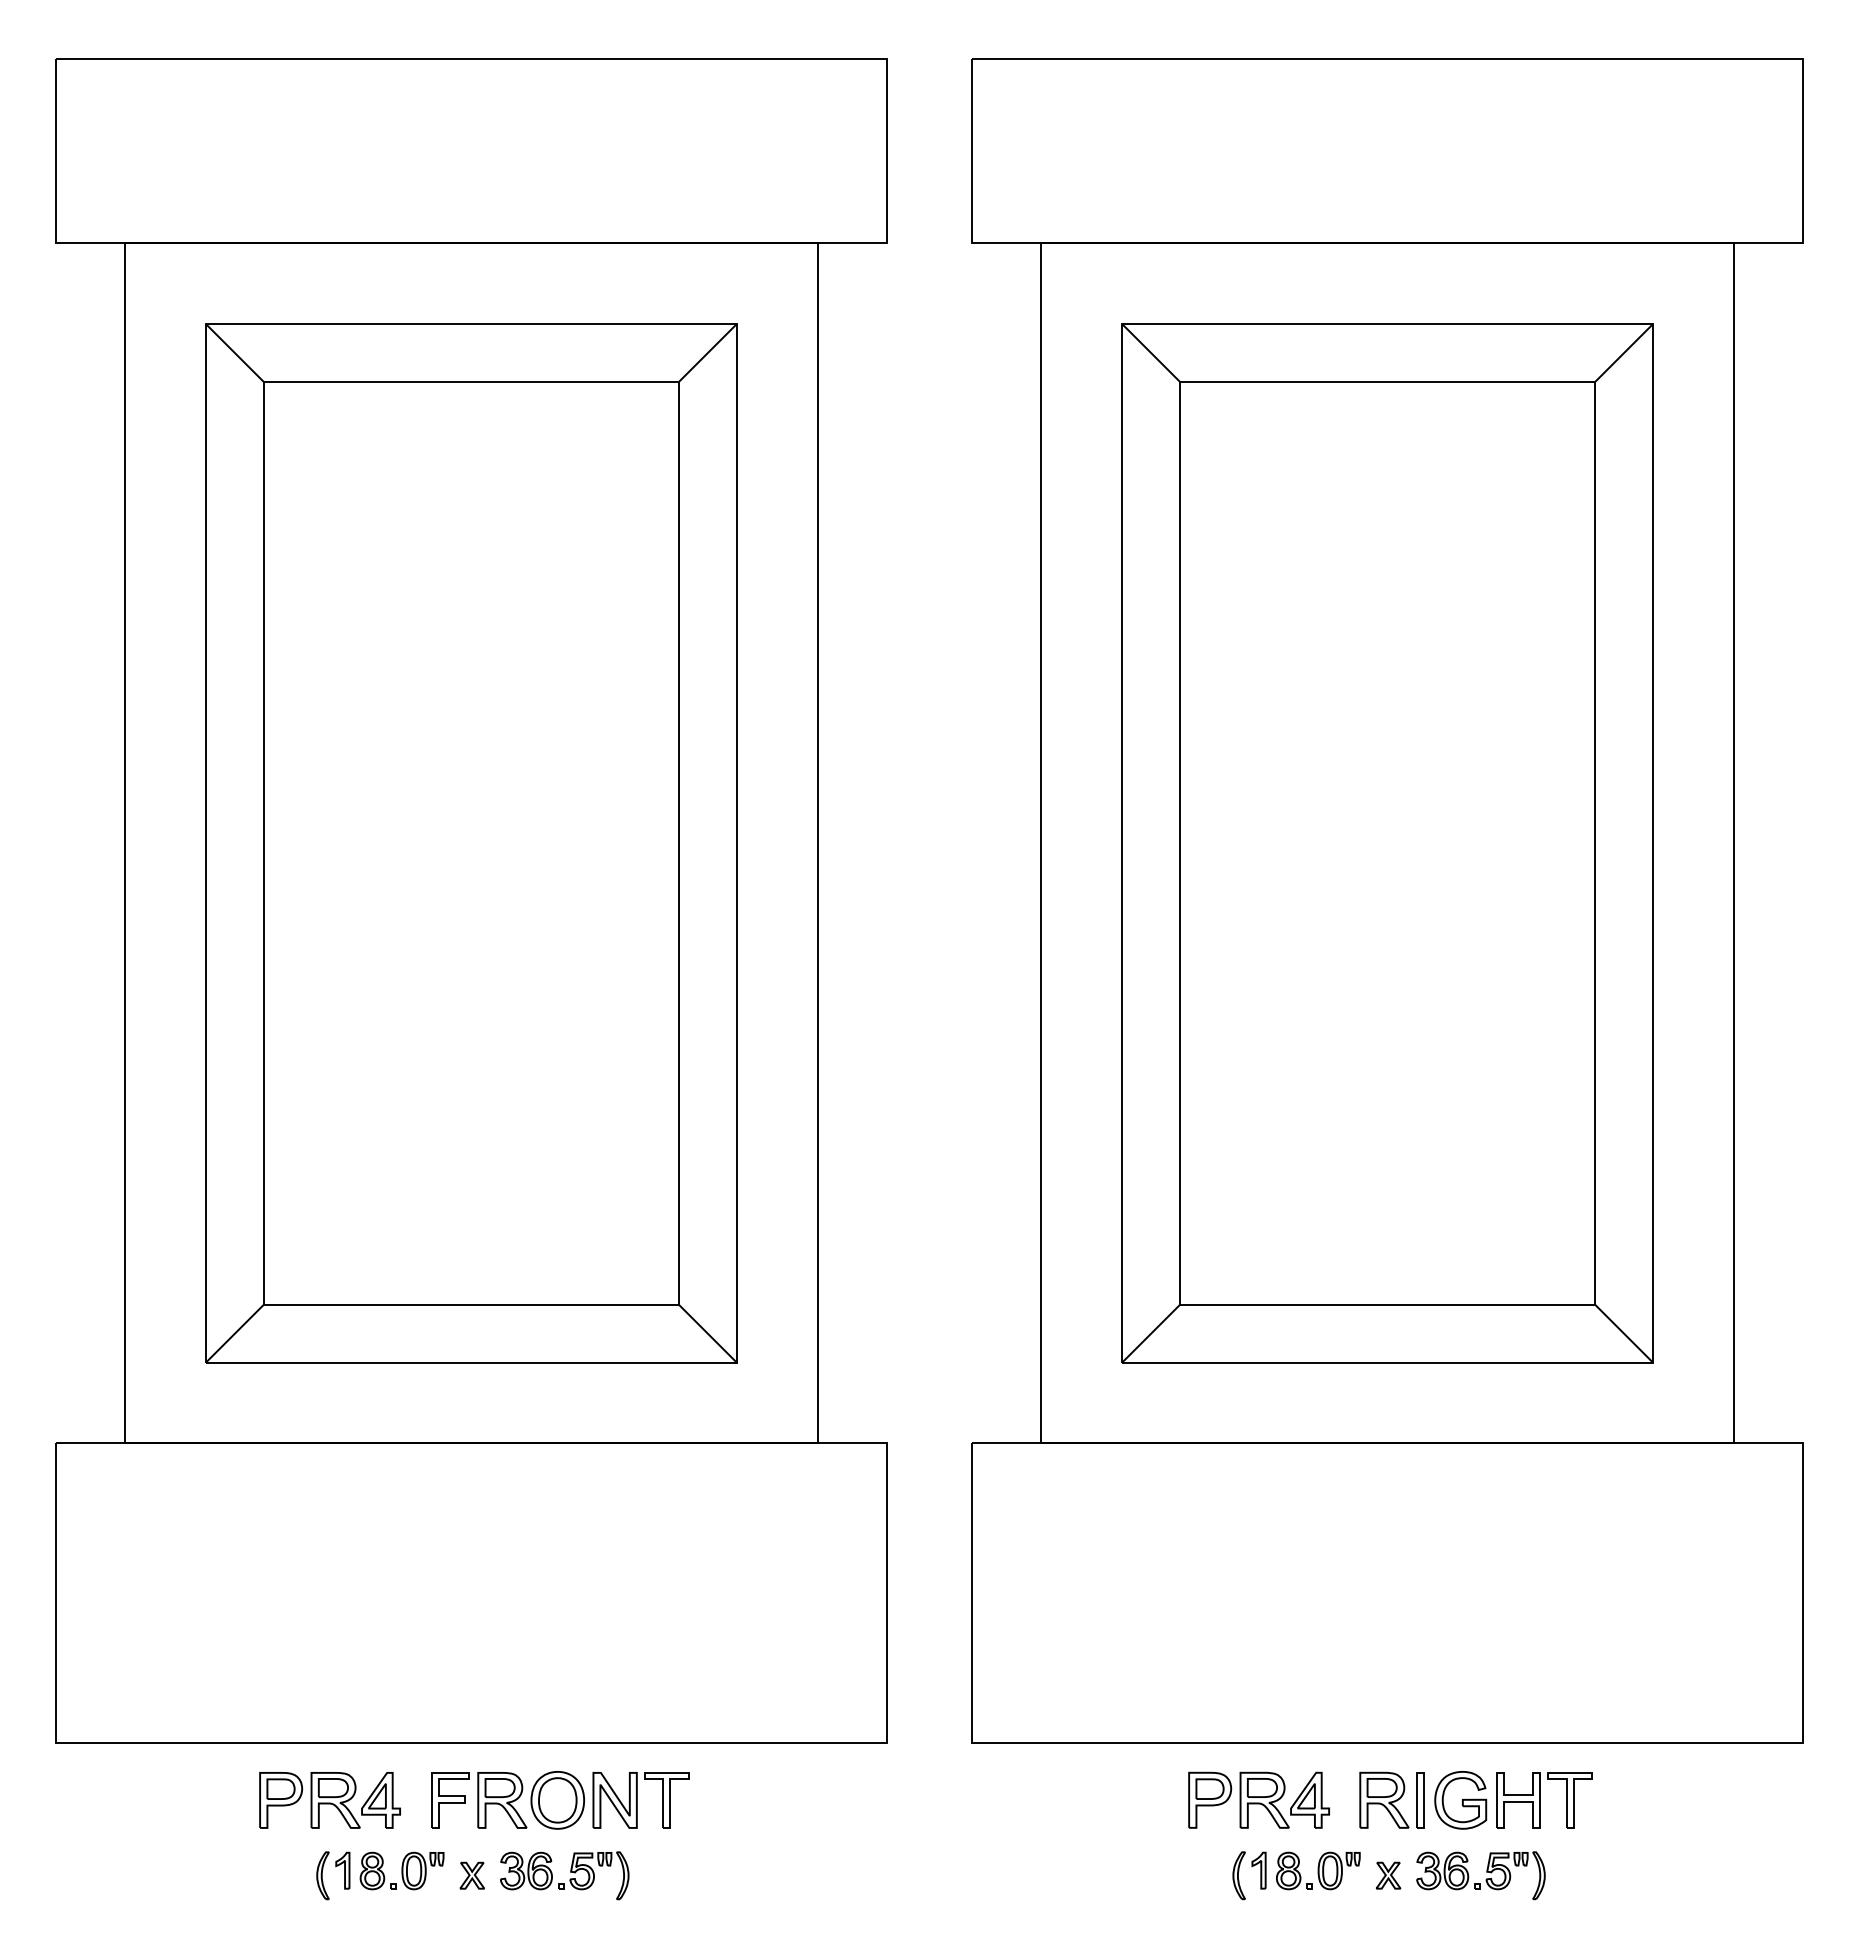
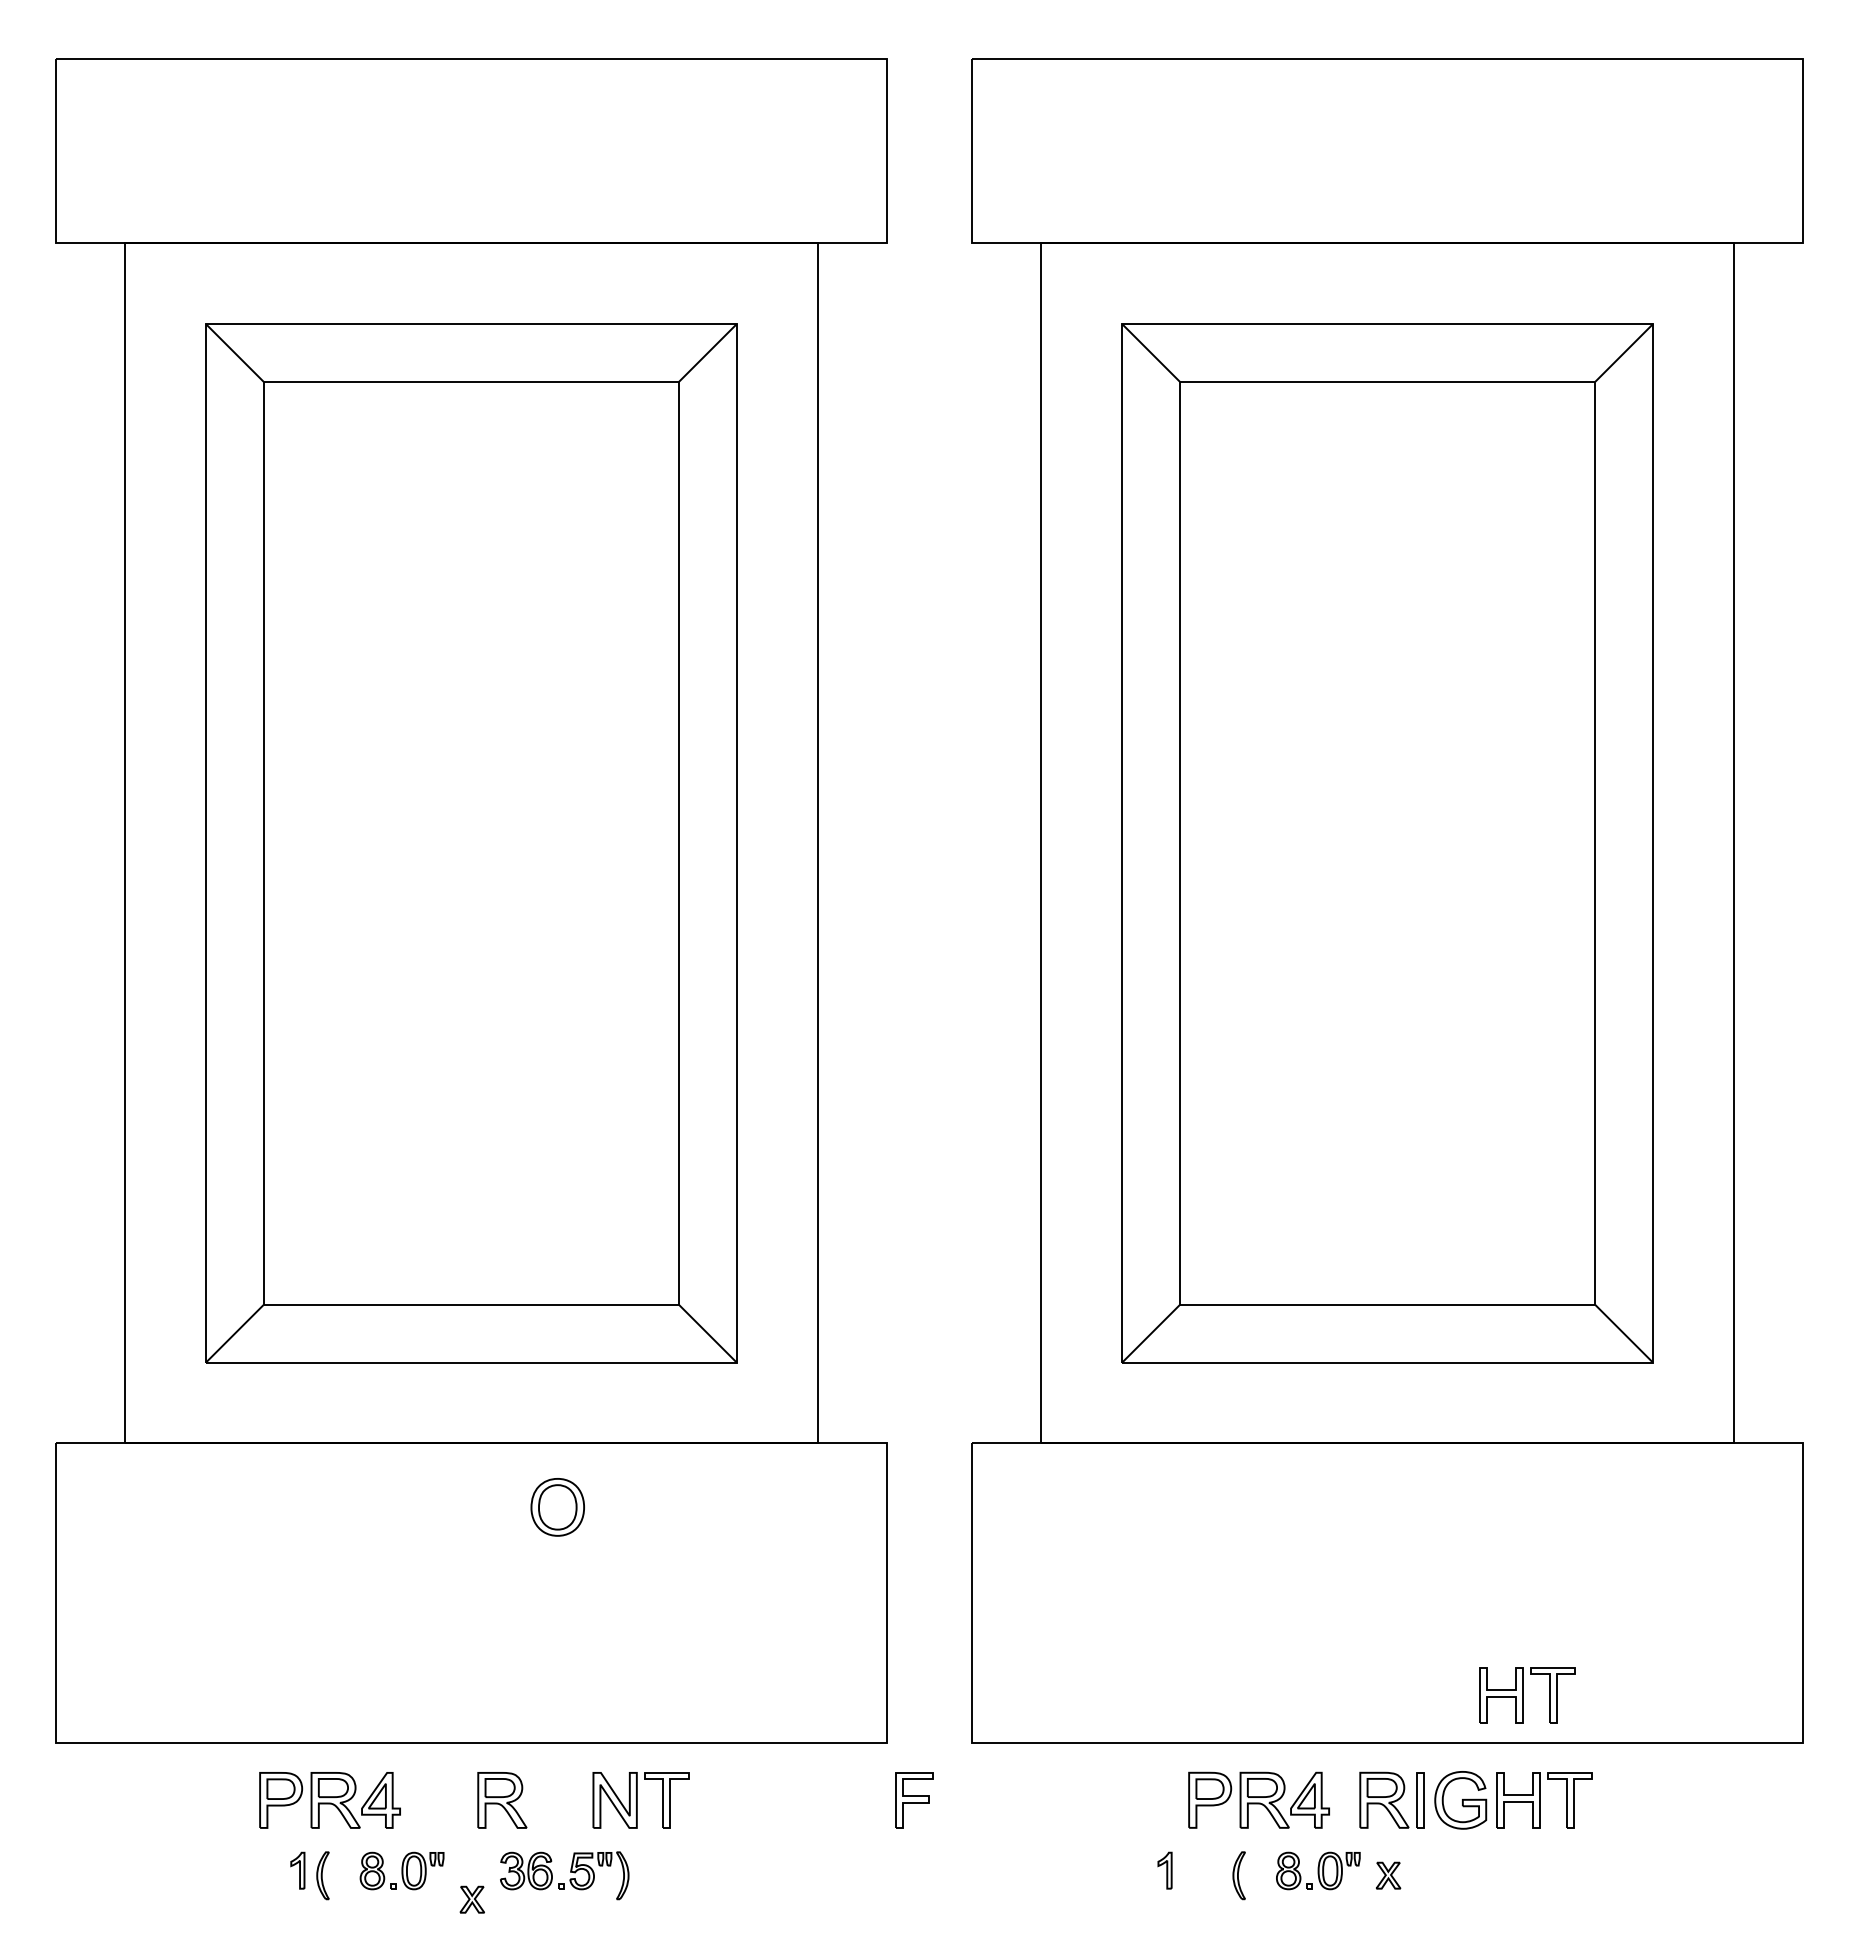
part: none -> present (1527, 1695)
part position: (450, 1800) -> (914, 1800) (914, 1800)
part position: (557, 1800) -> (557, 1507) (557, 1507)
part position: (342, 1870) -> (297, 1870) (297, 1870)
part position: (1258, 1870) -> (1164, 1870) (1164, 1870)
part position: (471, 1875) -> (471, 1899) (471, 1899)
part: present -> none (1485, 1879)
